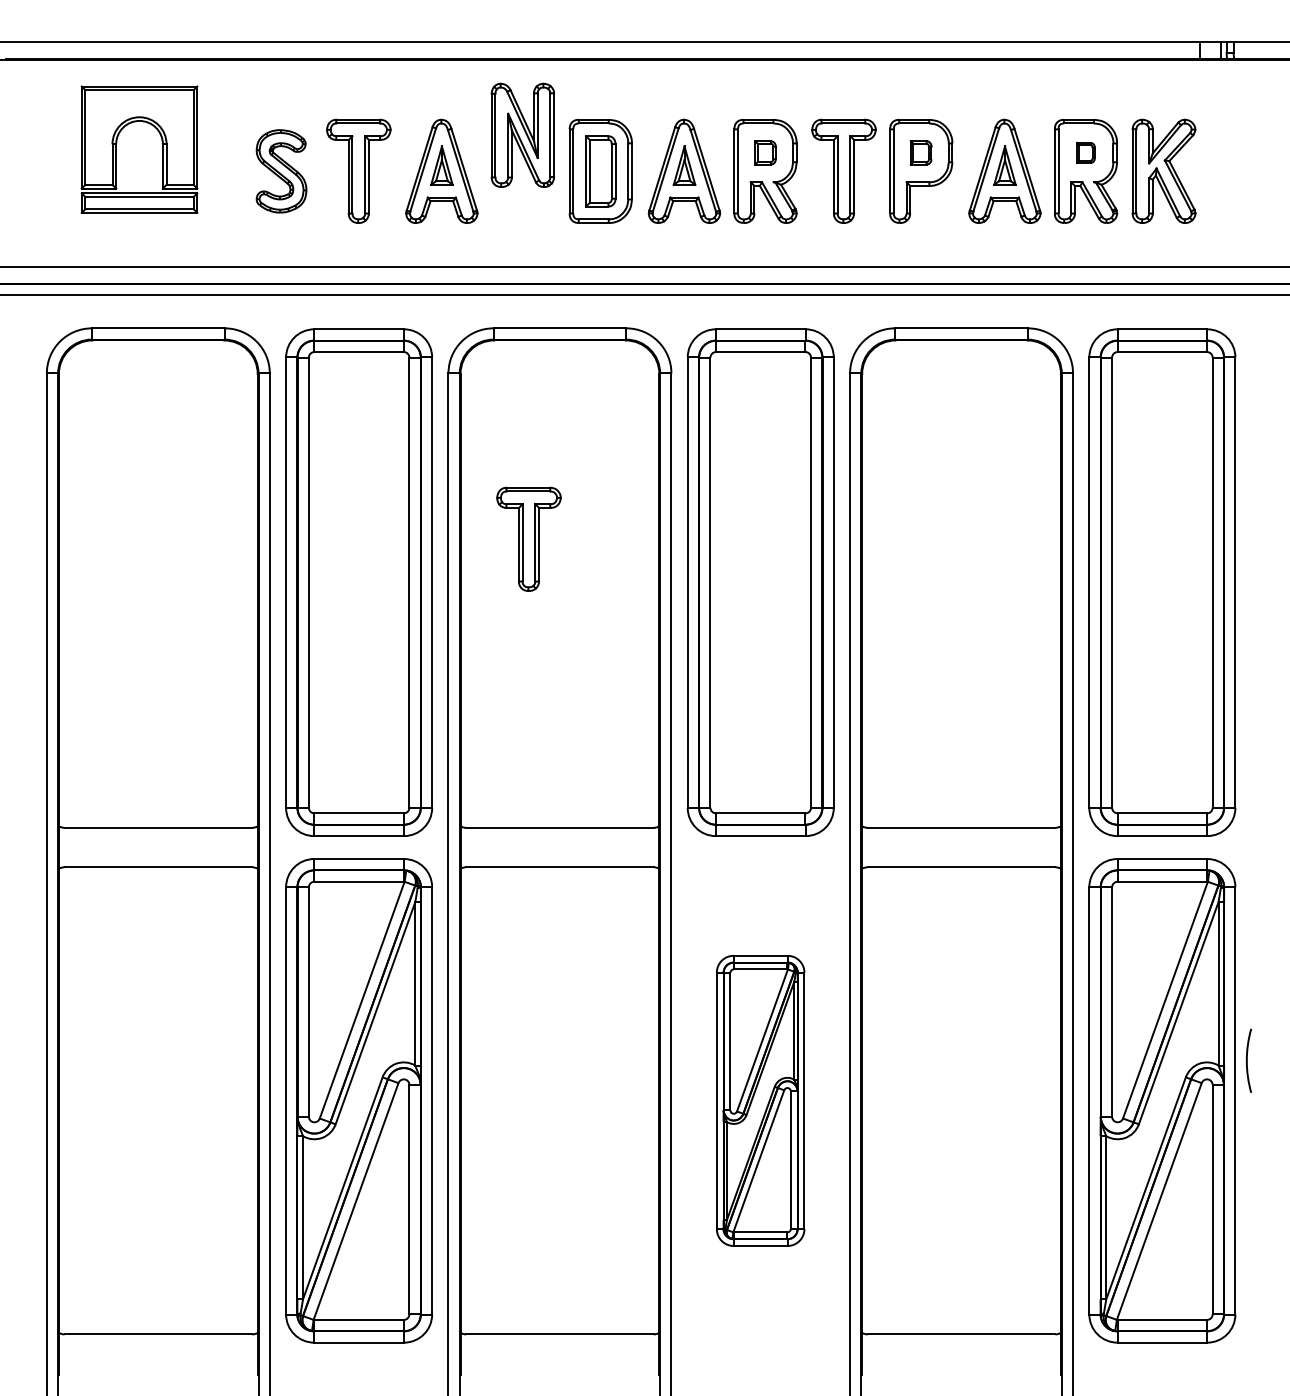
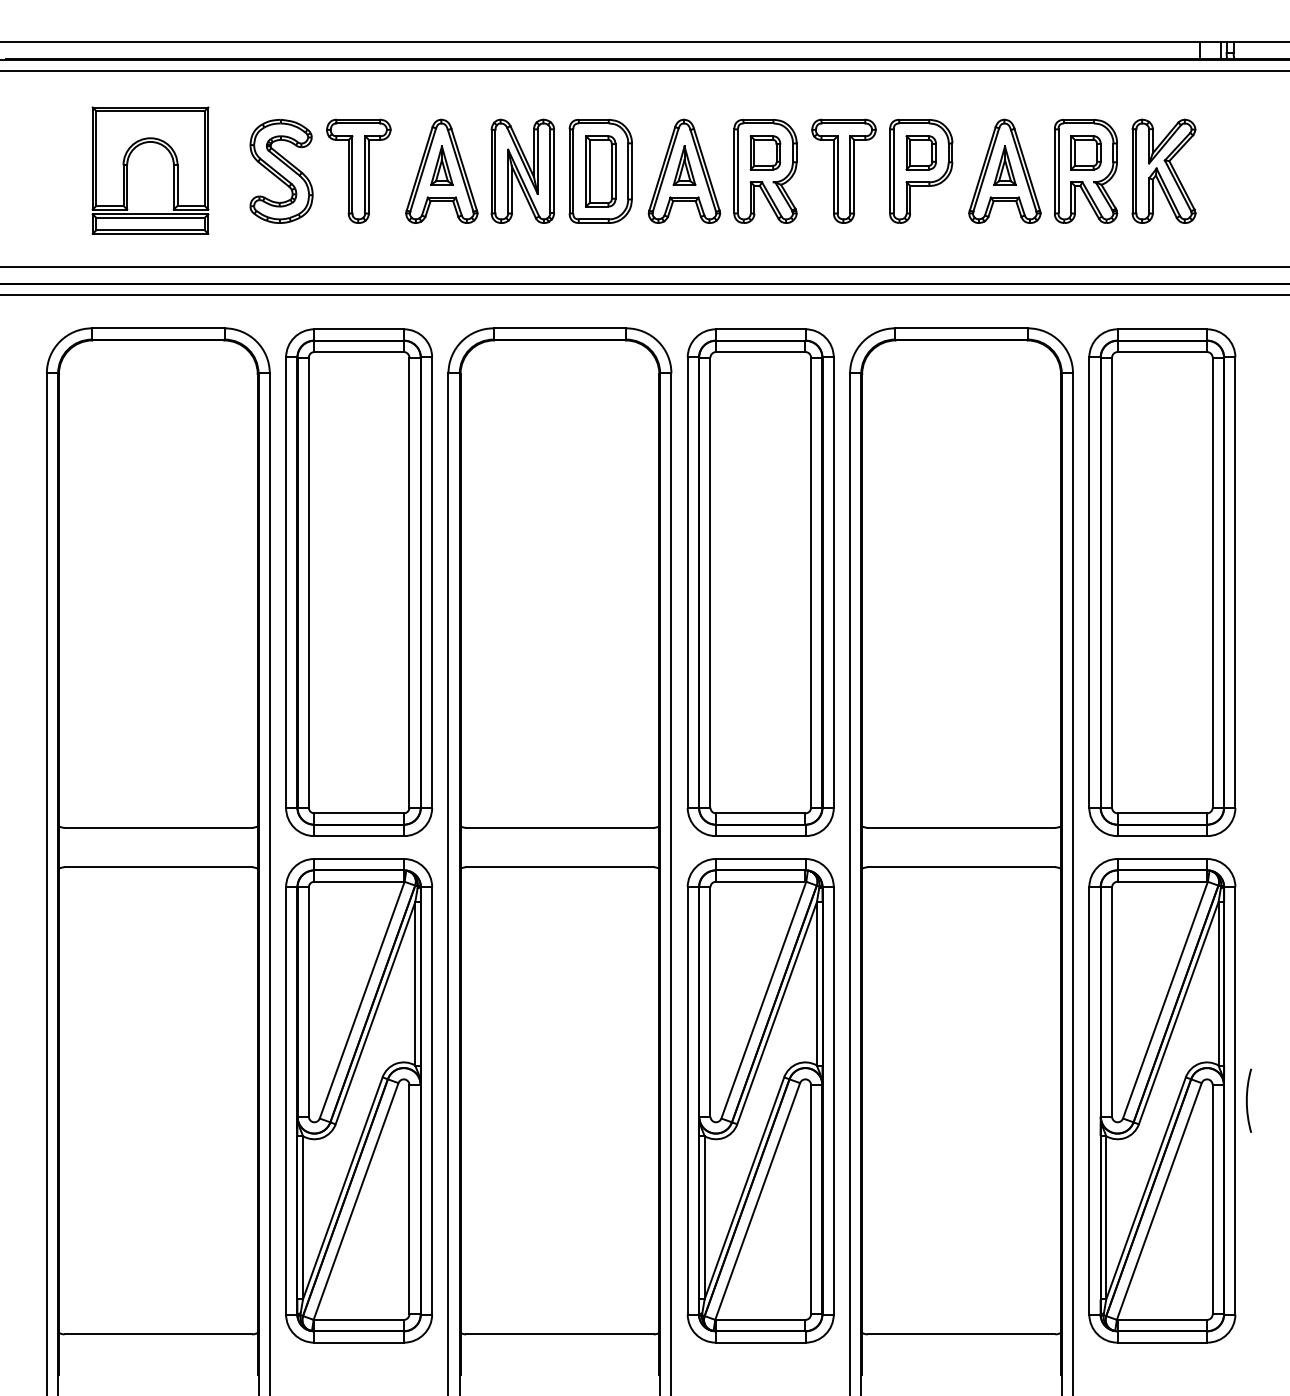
line: none -> present (644, 71)
part position: (522, 134) -> (522, 170) (522, 170)
part position: (117, 143) -> (128, 164) (128, 164)
part size: 23x26 px -> 33x36 px (765, 152)
part size: 24x26 px -> 32x36 px (920, 152)
part size: 20x23 px -> 32x36 px (1085, 152)
part size: 53x85 px -> 65x106 px (281, 170)
part: present -> none (528, 538)
arc position: (1247, 1060) -> (1247, 1100) (1247, 1100)
part size: 90x292 px -> 149x486 px (760, 1100)
